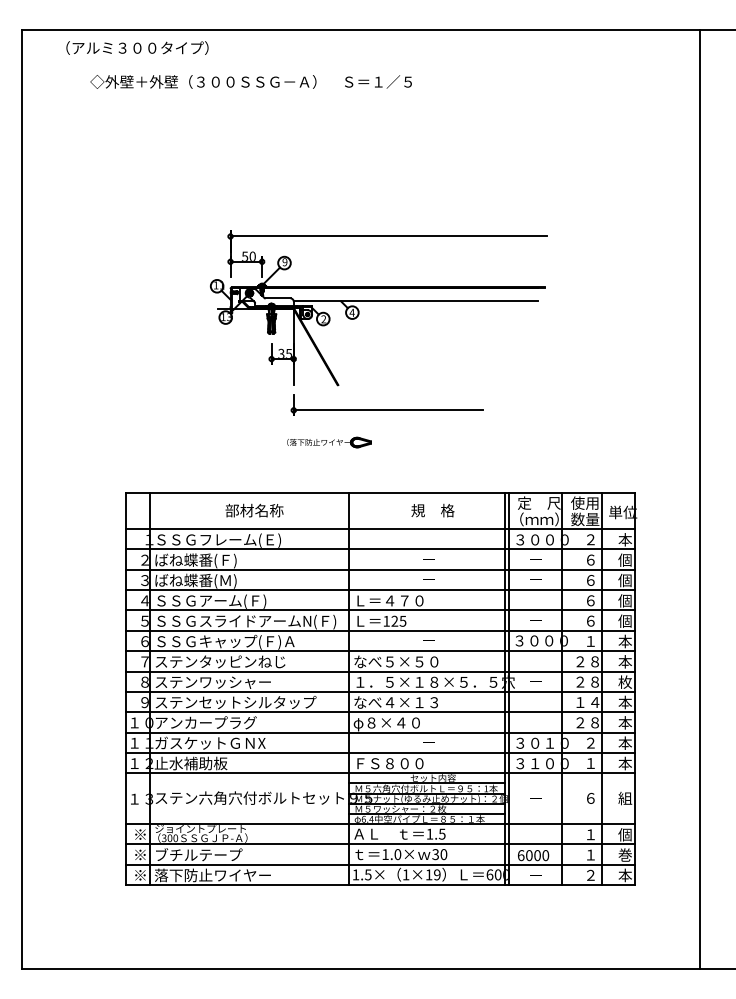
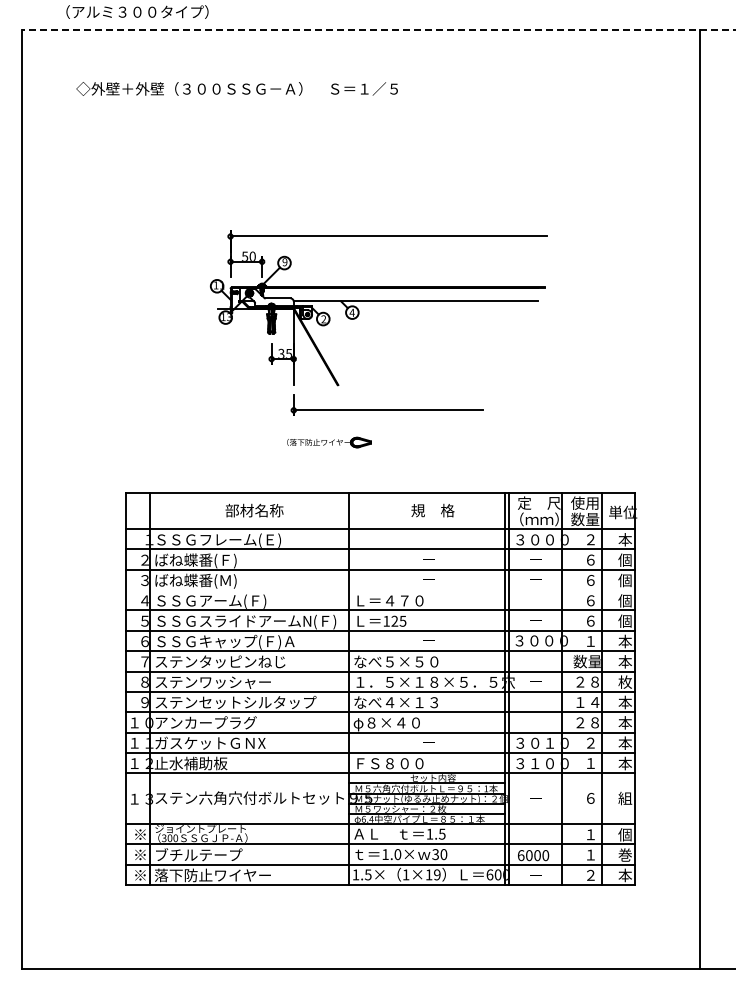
line: solid -> dashed (378, 29)
text position: (137, 47) -> (137, 11) (137, 11)
text position: (250, 81) -> (236, 88) (236, 88)
line: present -> none (380, 590)
text: ２８ -> 数量 (586, 661)
